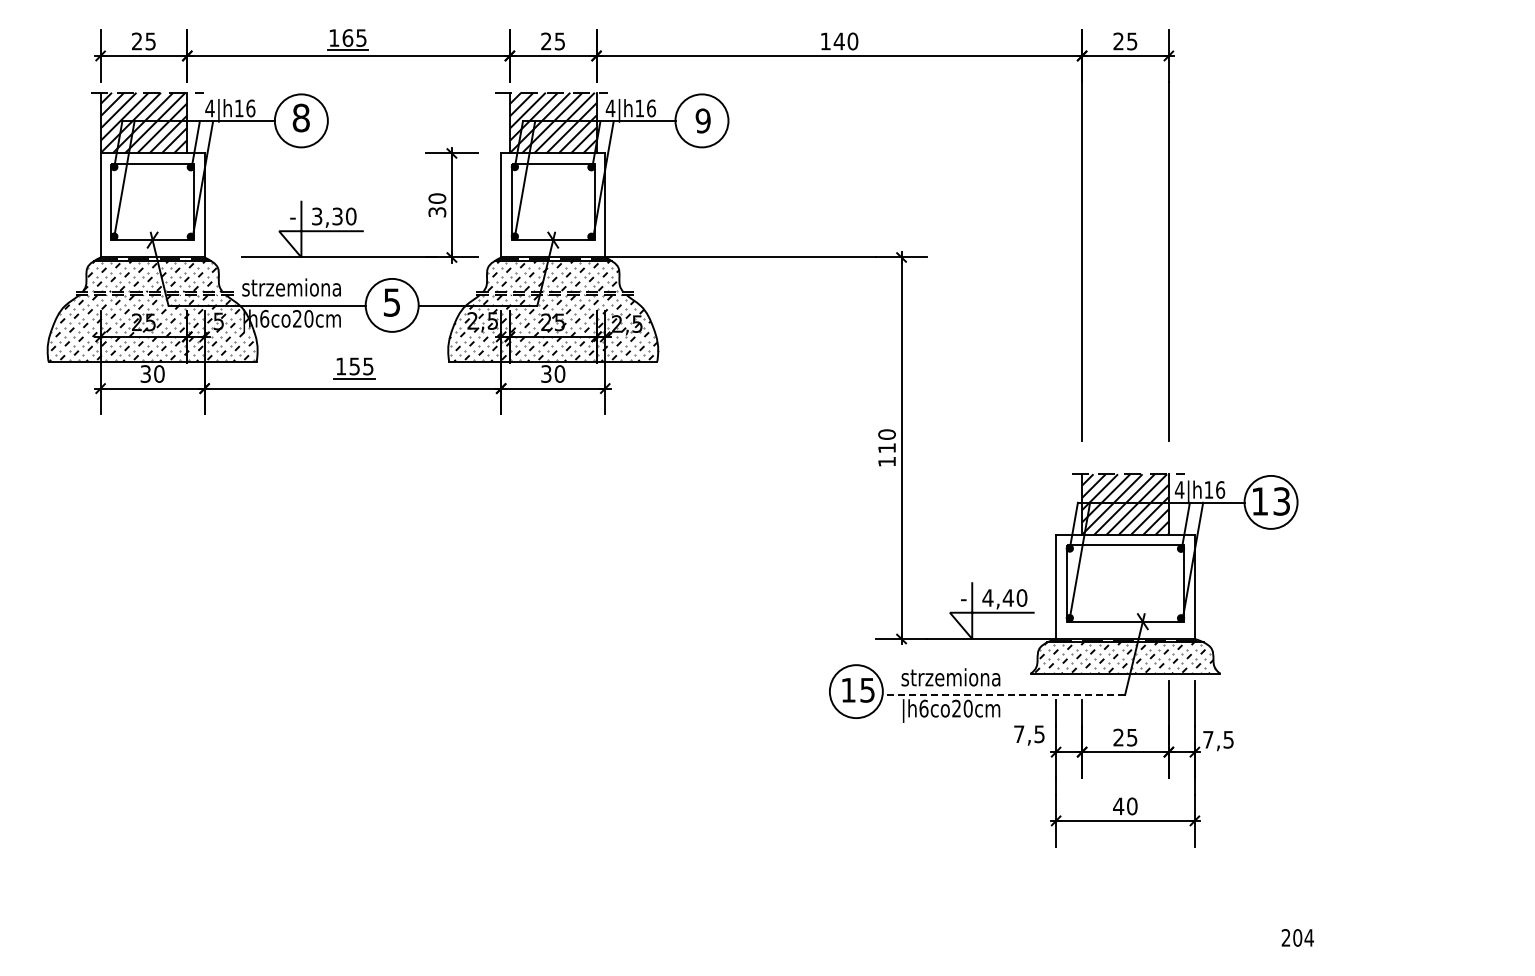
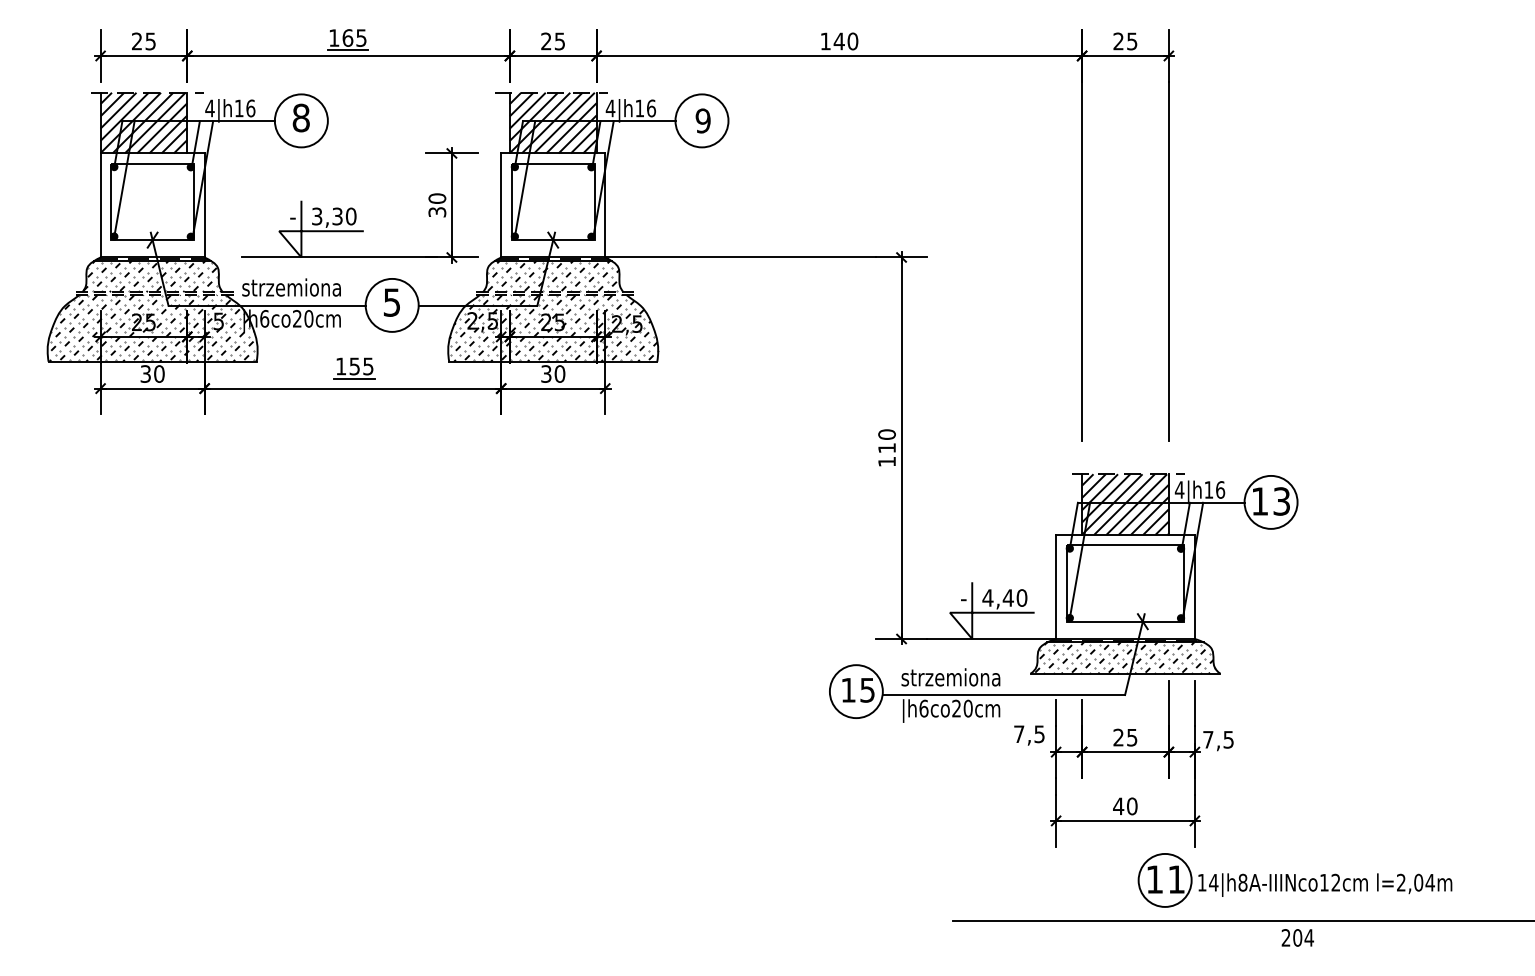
line: dashed -> solid (1003, 695)
part: none -> present (1294, 880)
line: none -> present (1242, 920)
